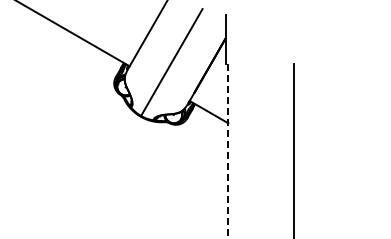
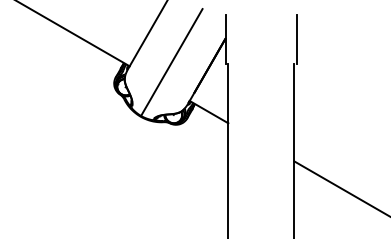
line: none -> present (296, 38)
line: dashed -> solid (228, 151)
line: none -> present (340, 188)
